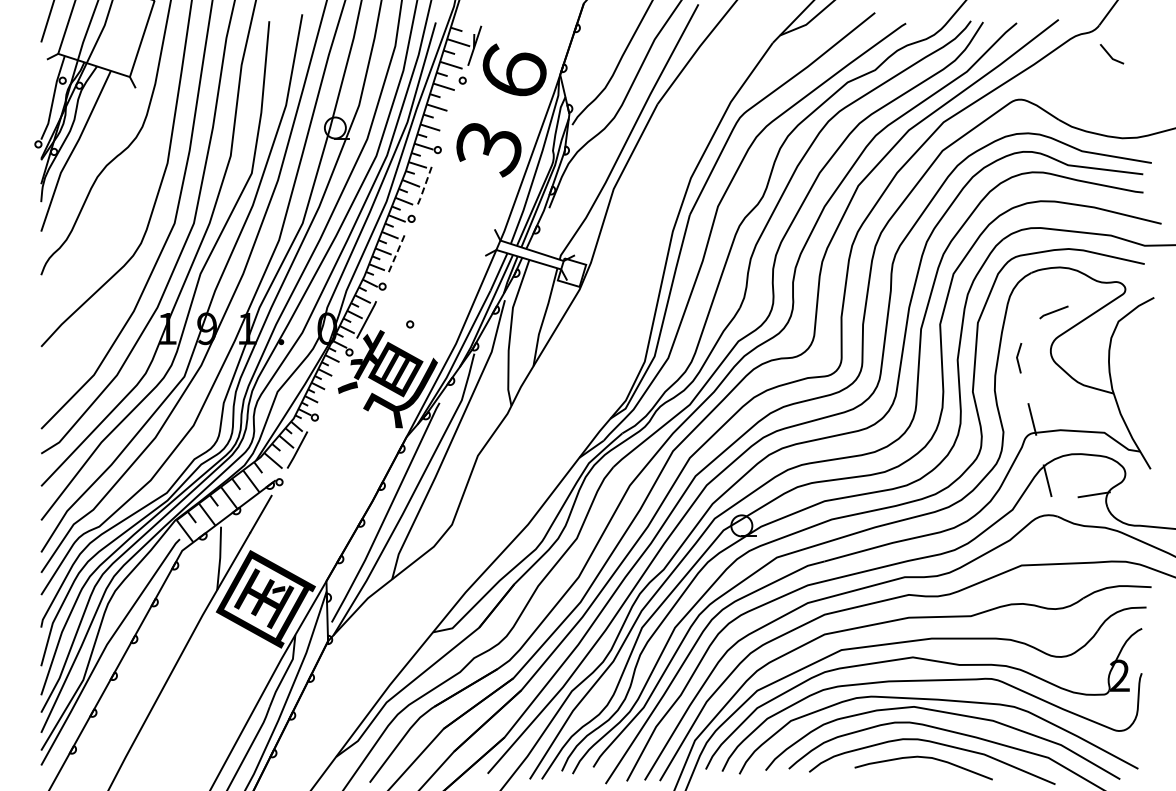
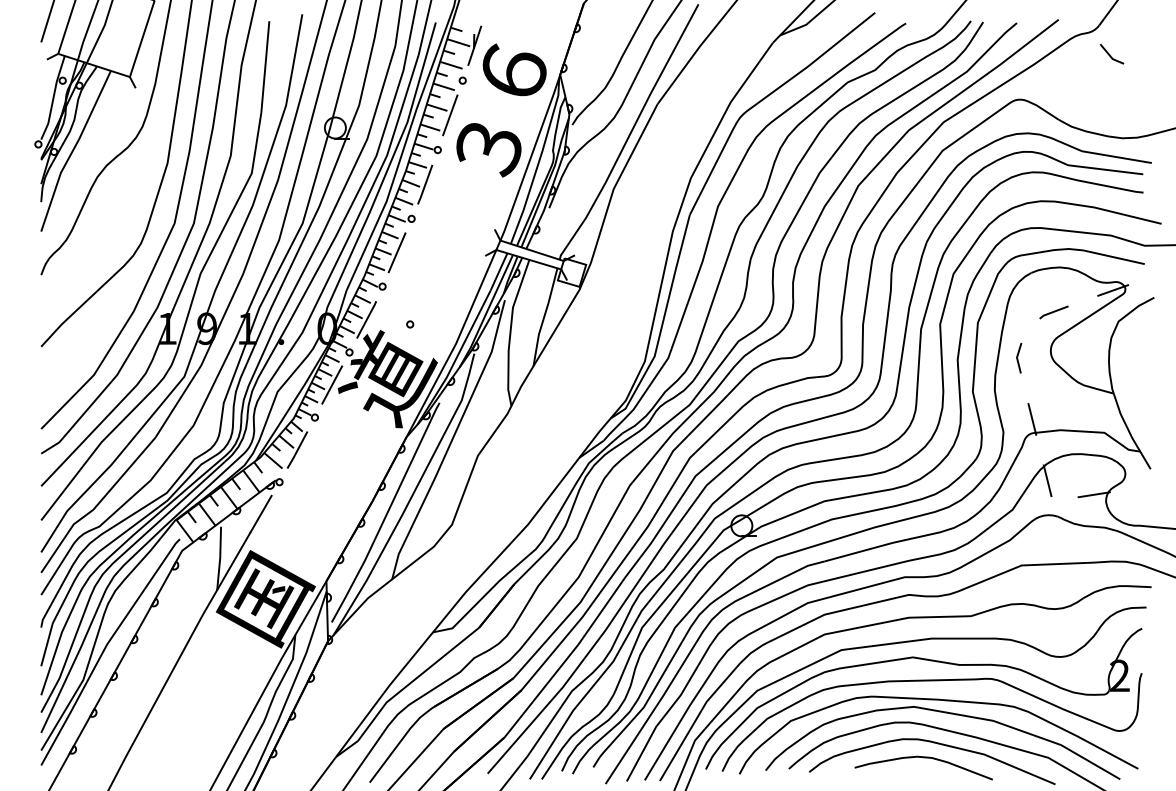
line: none -> present (450, 115)
line: dashed -> solid (425, 185)
line: dashed -> solid (397, 252)
line: none -> present (1113, 290)
line: none -> present (332, 384)
